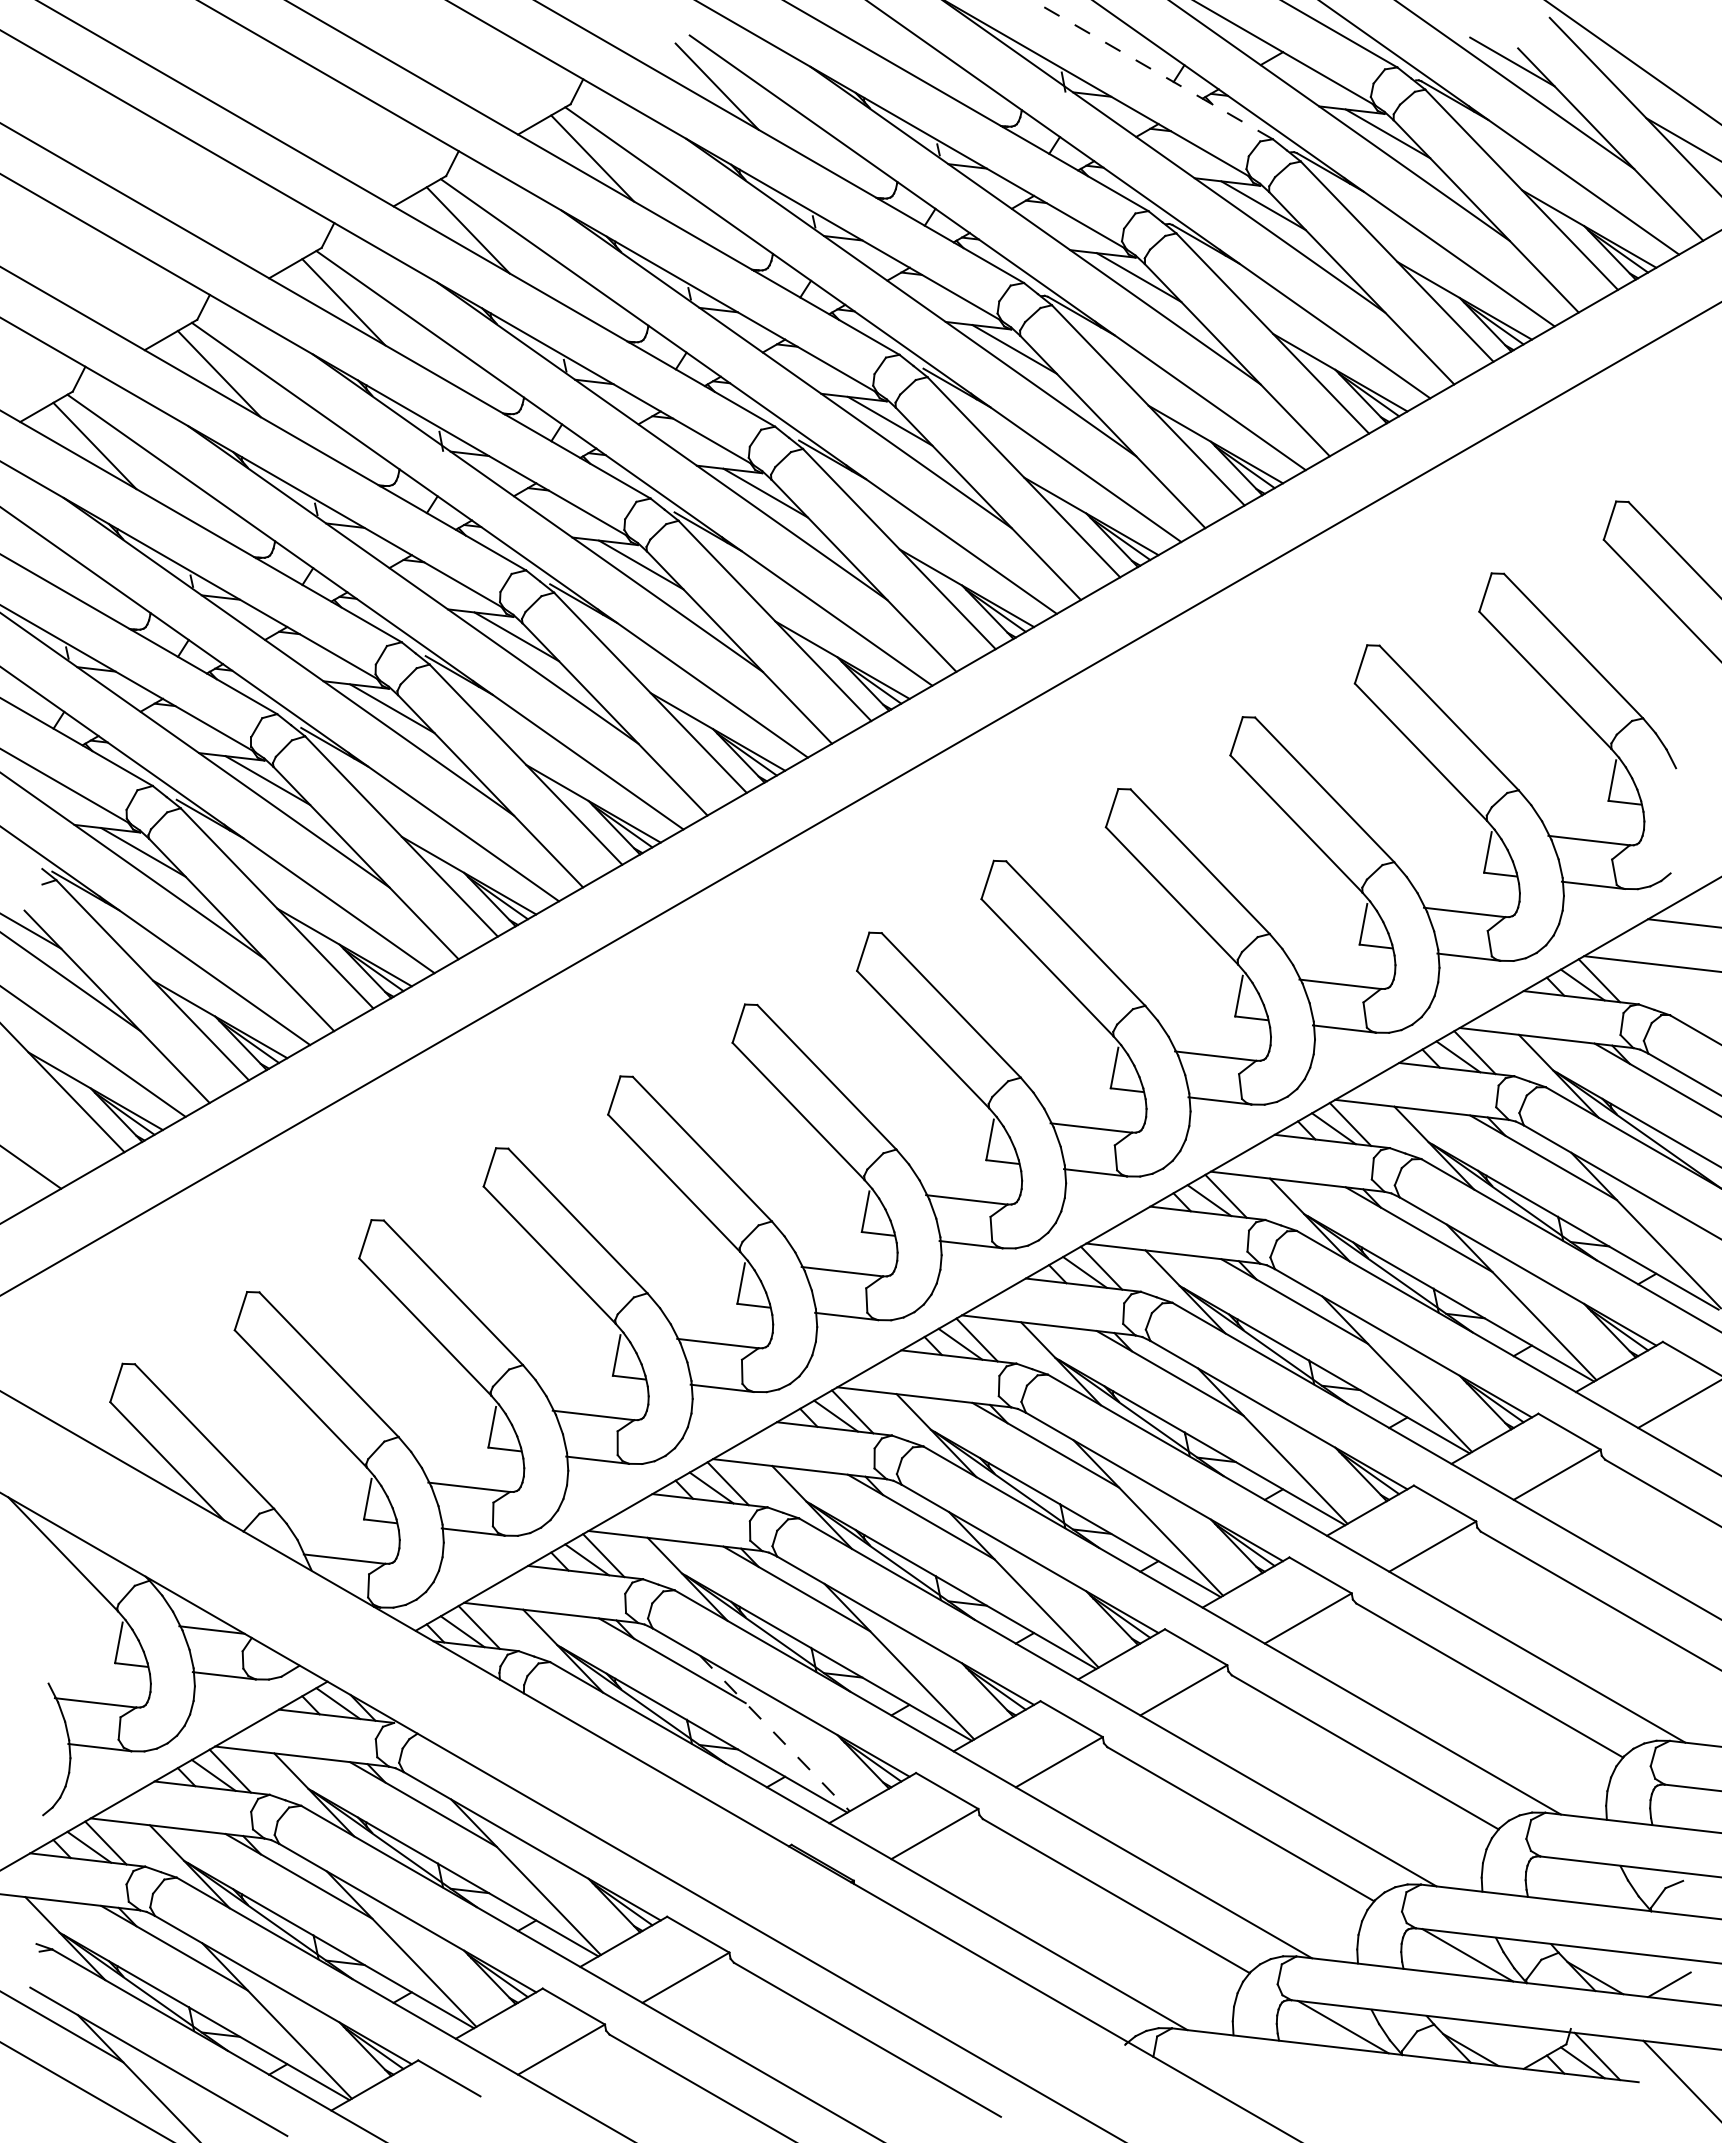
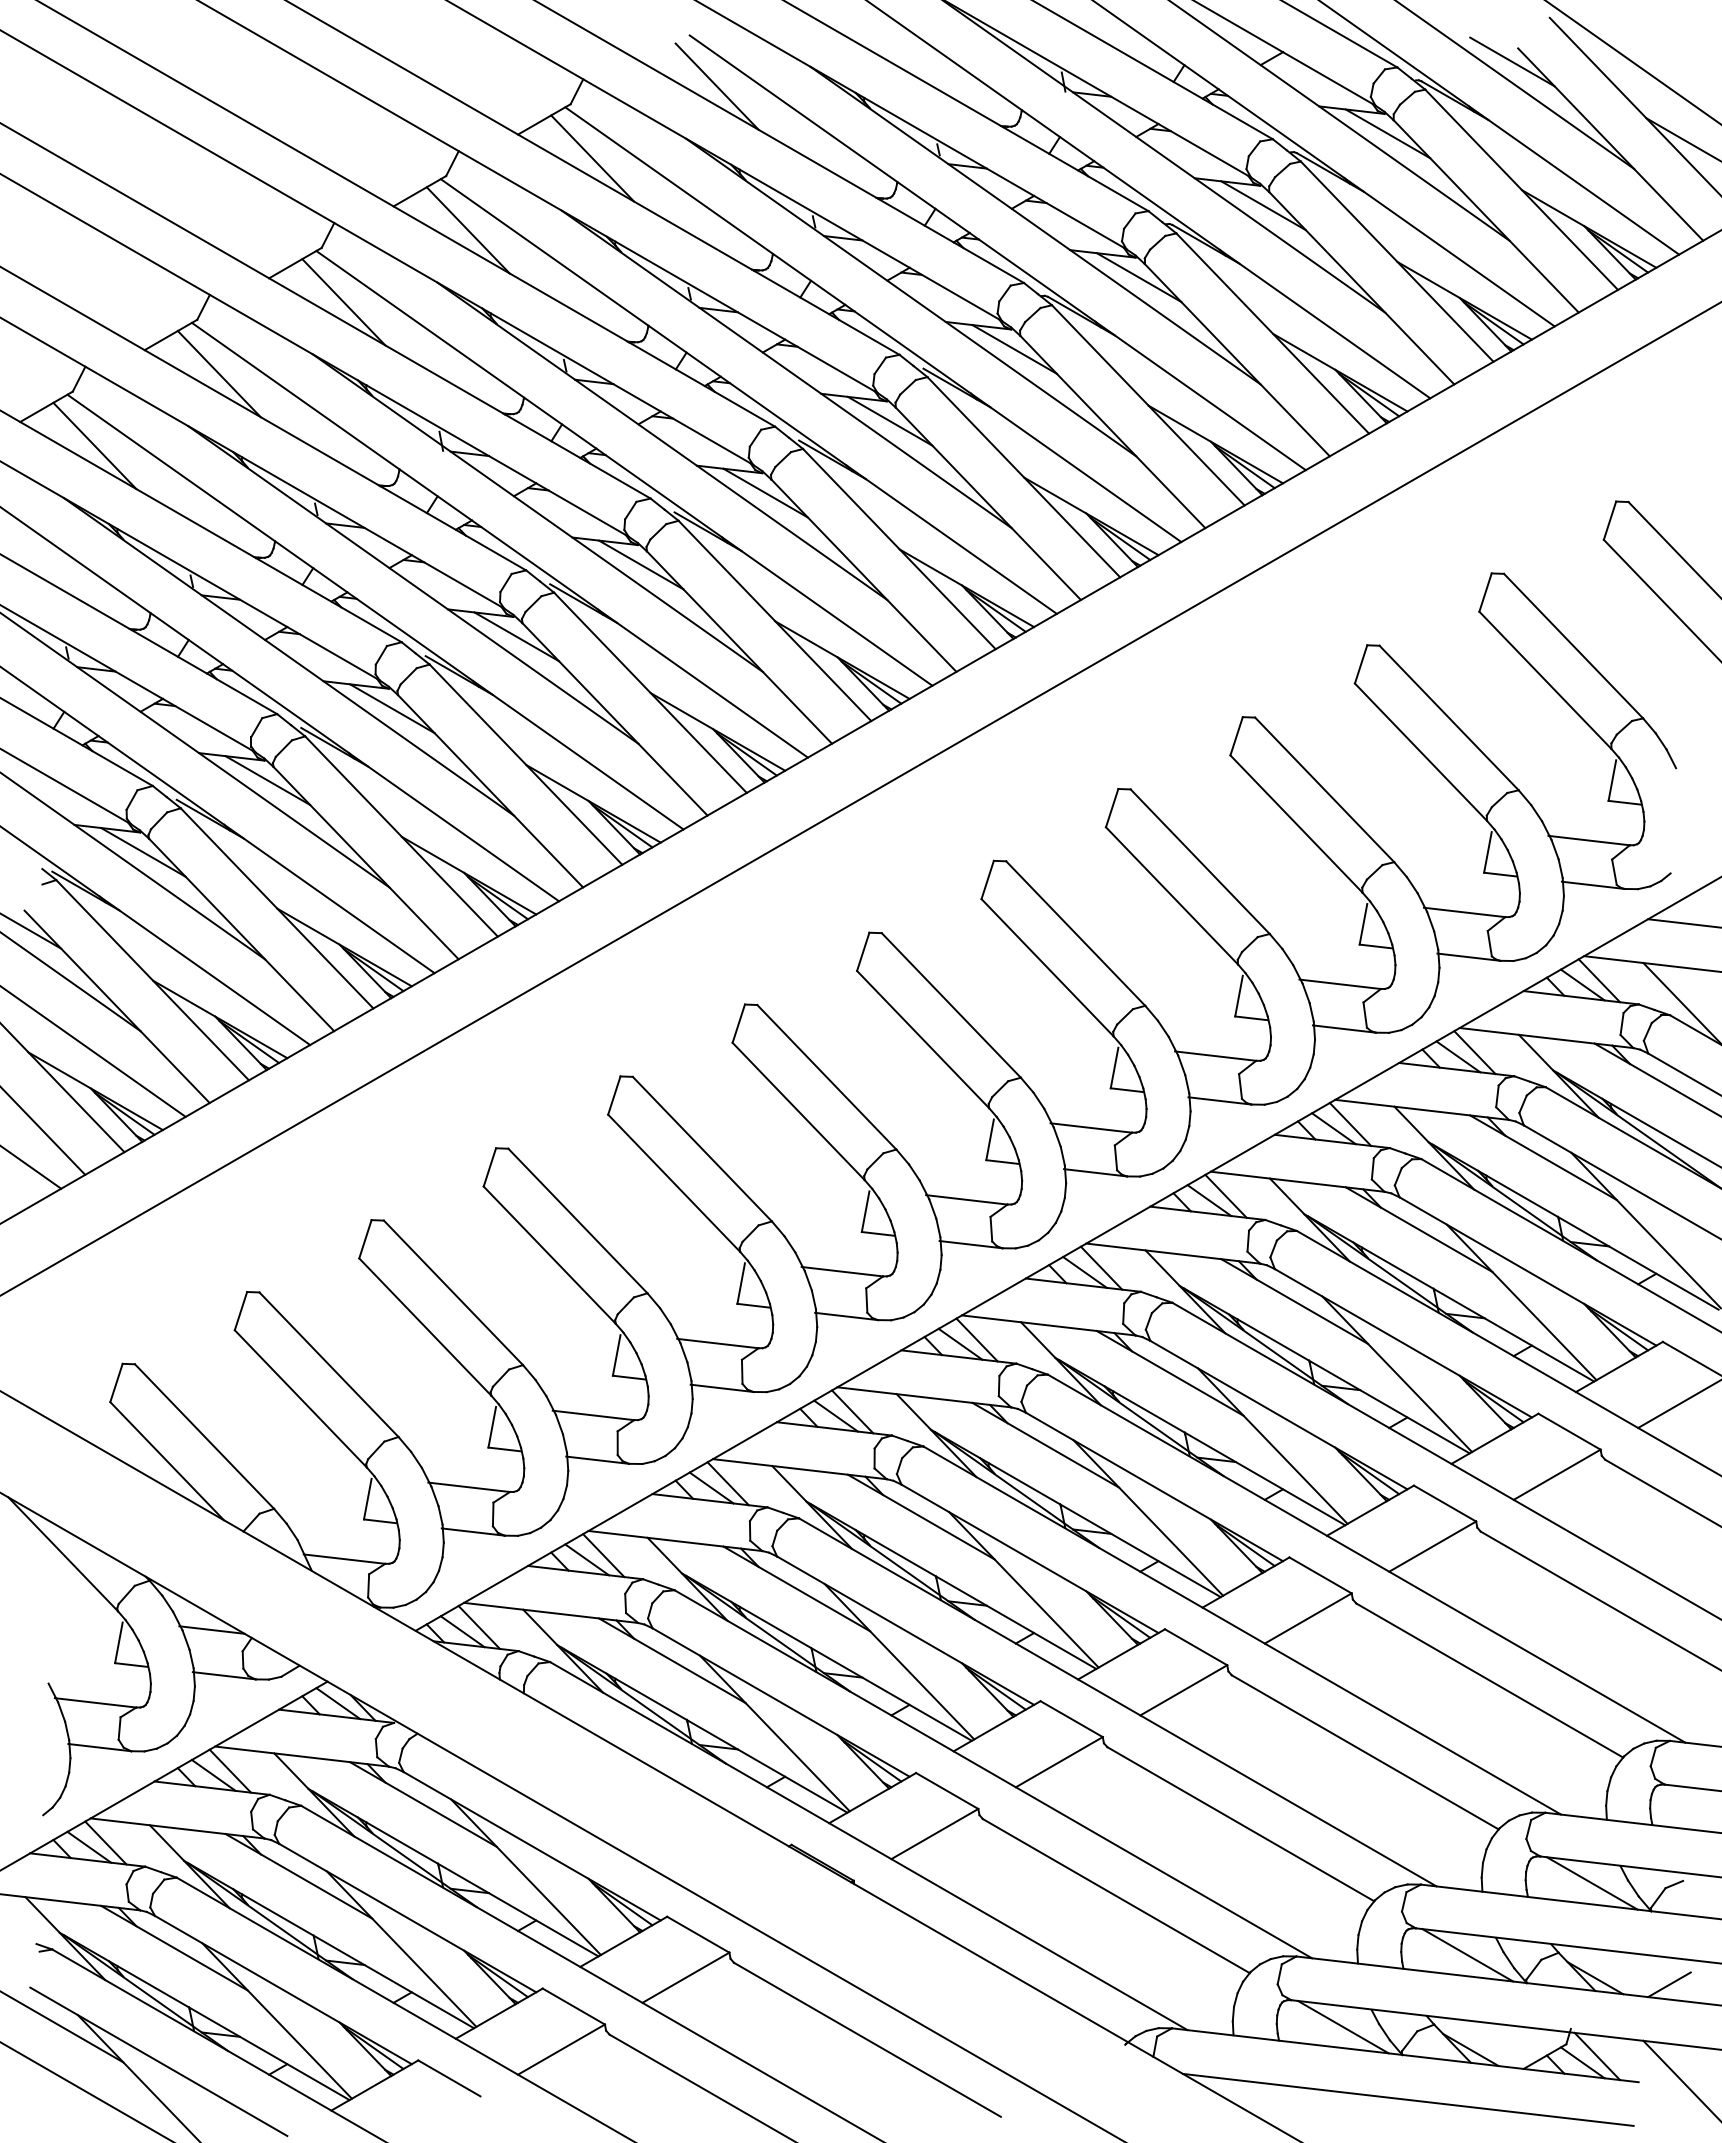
line: dashed -> solid (1152, 69)
line: none -> present (1680, 1001)
line: none -> present (43, 1131)
line: dashed -> solid (774, 1733)
line: none -> present (1591, 1883)
line: none -> present (1407, 2099)
